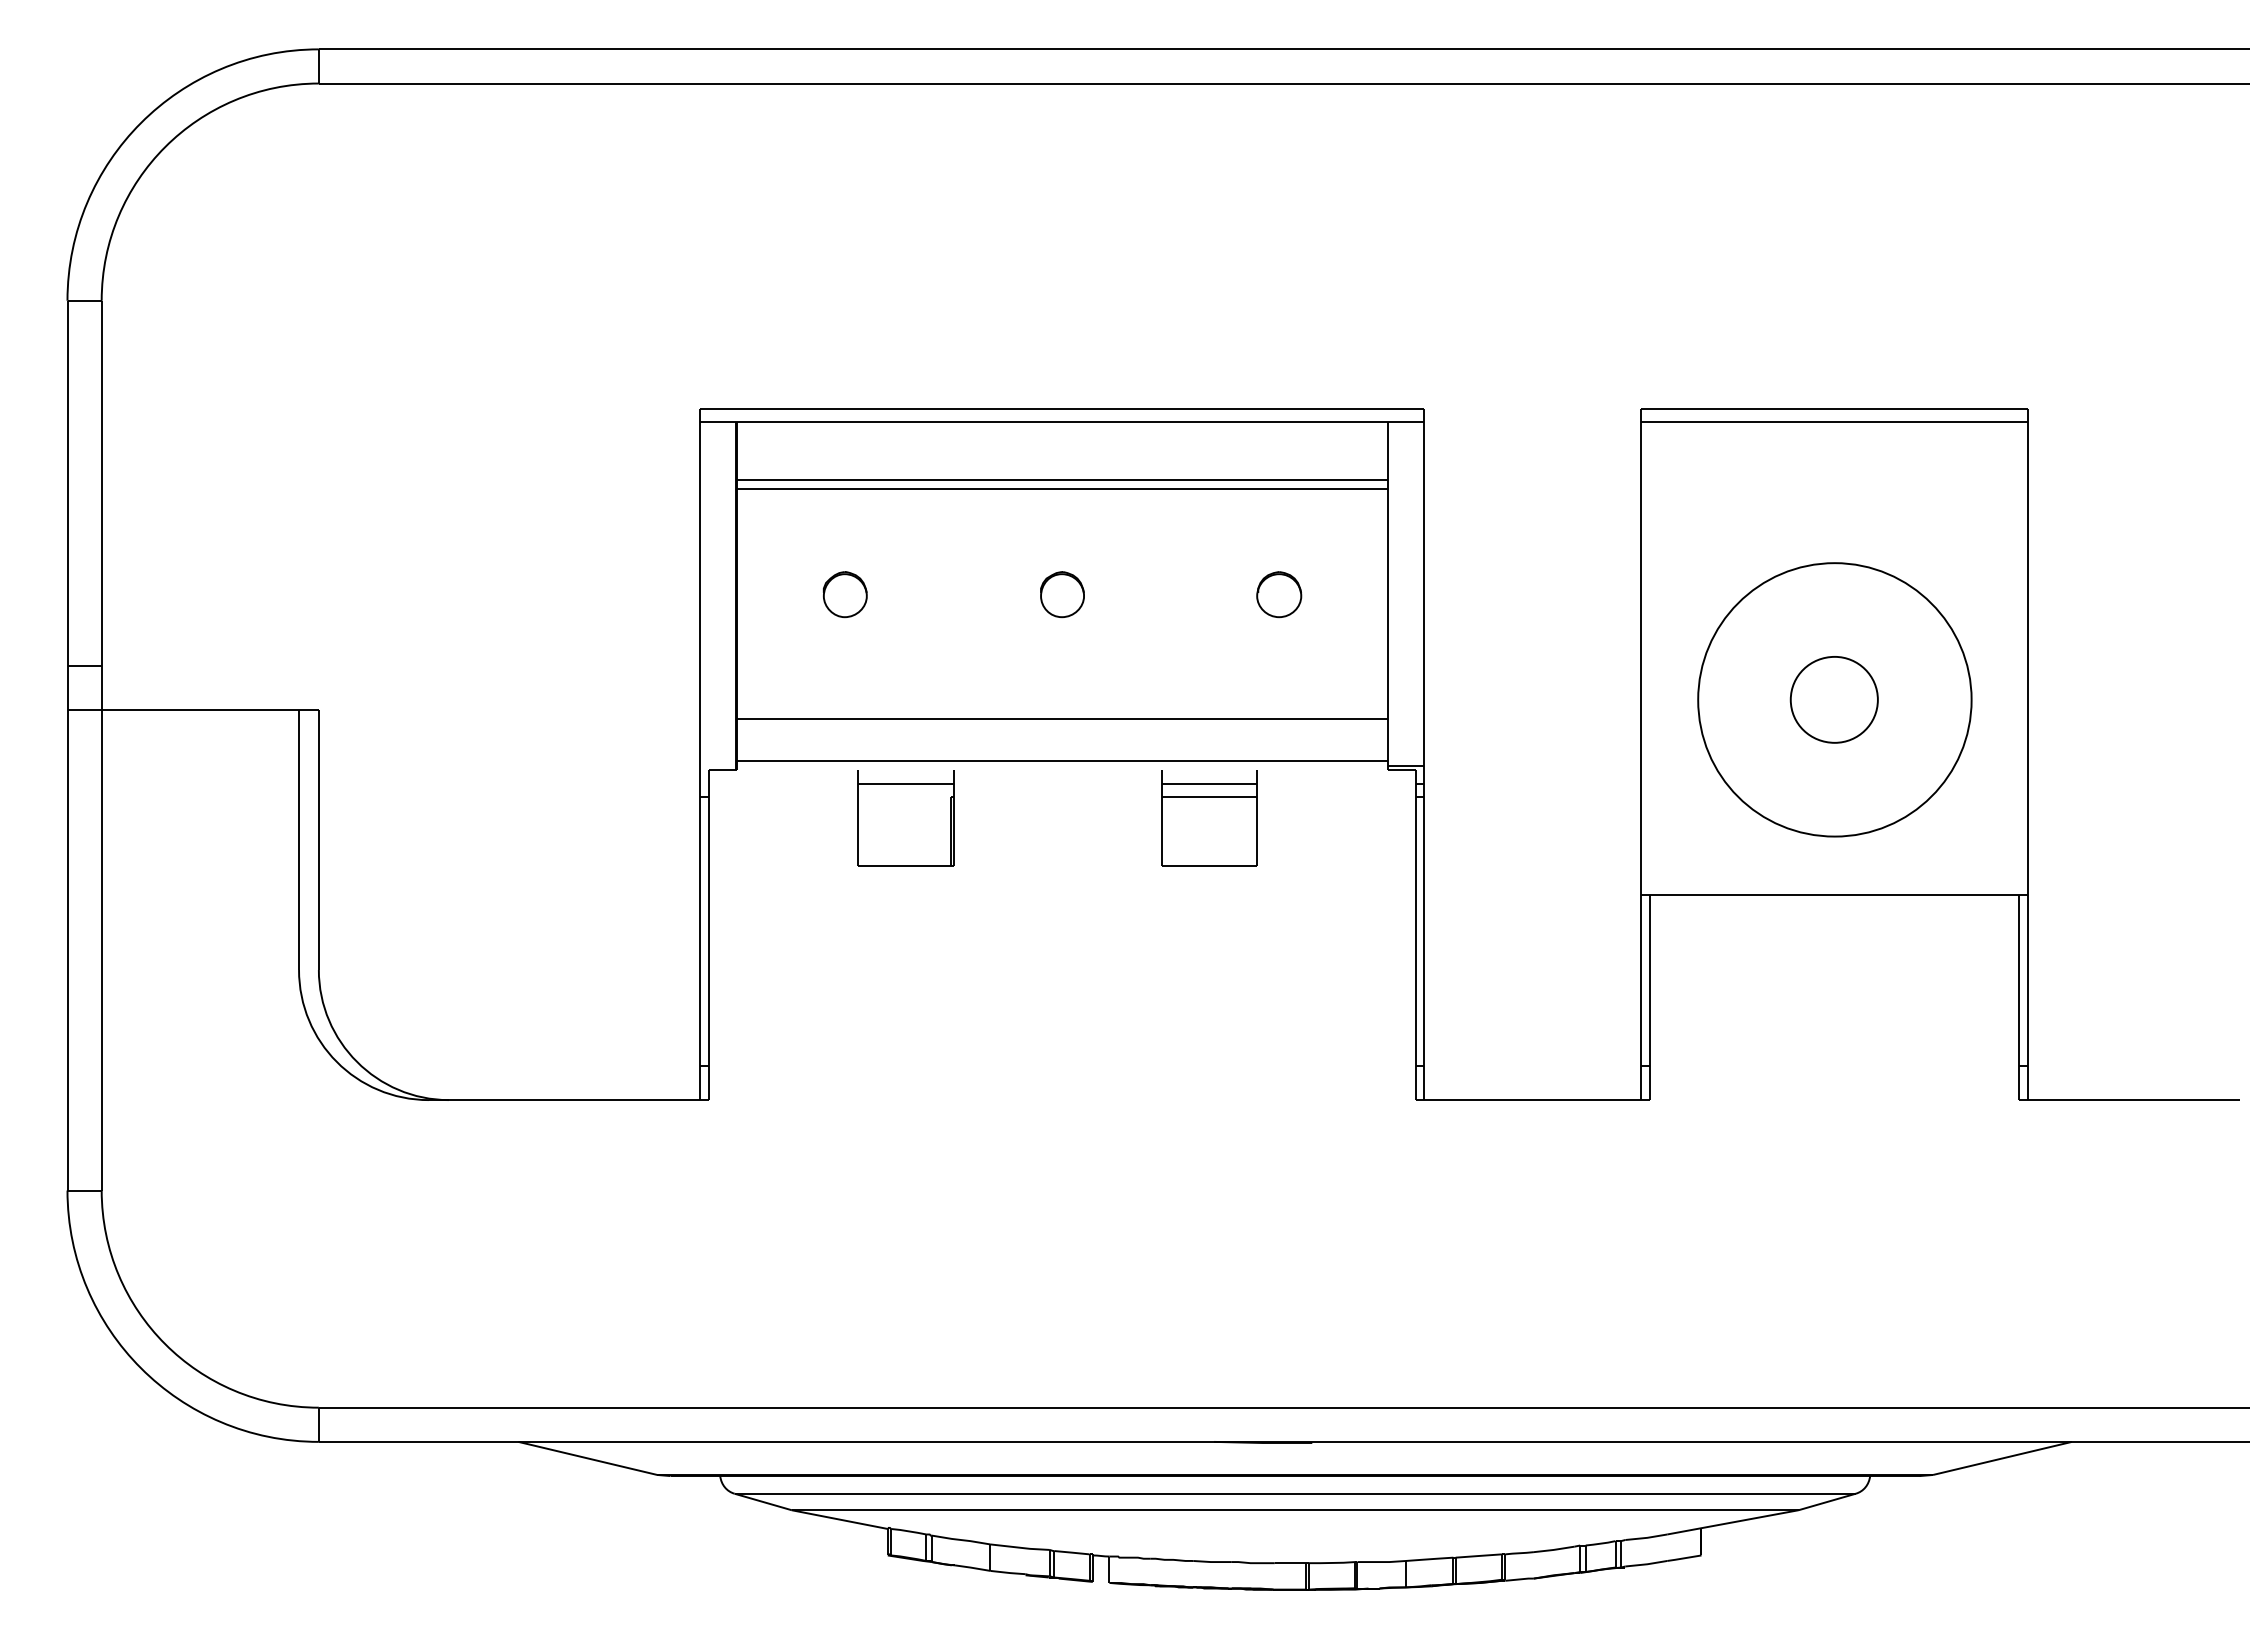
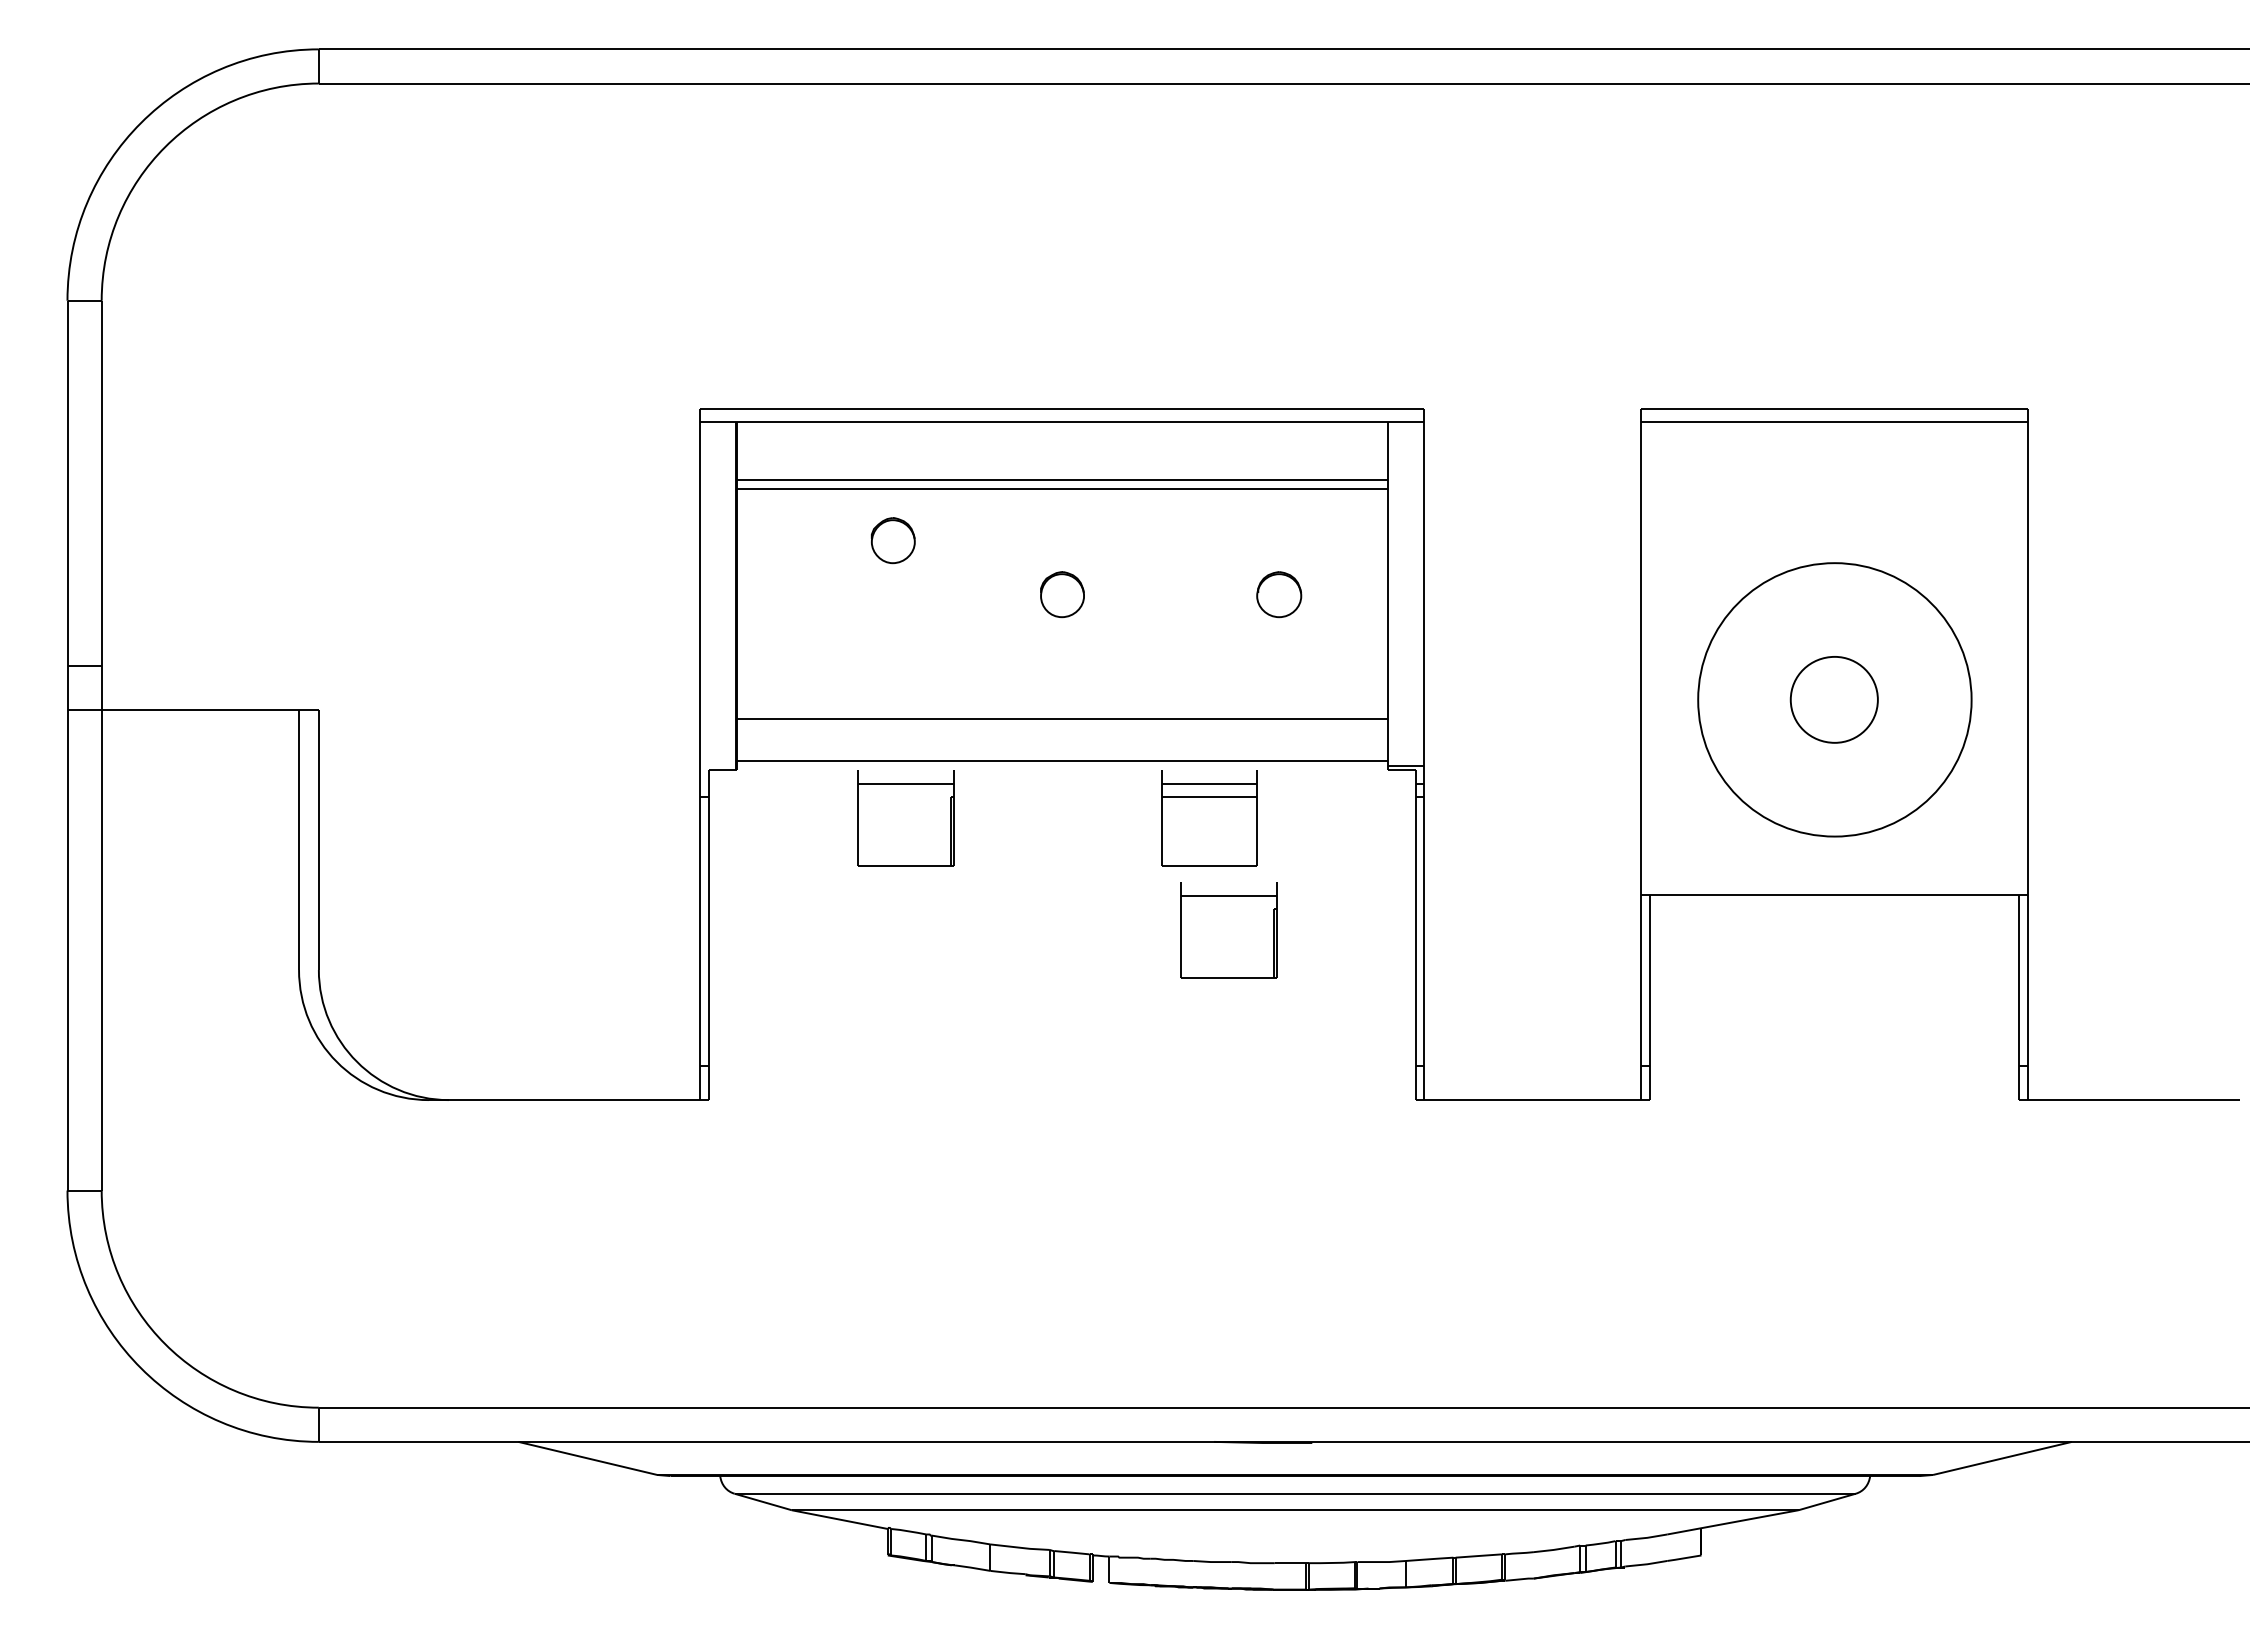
part position: (844, 594) -> (892, 540) (892, 540)
part: none -> present (1228, 930)
